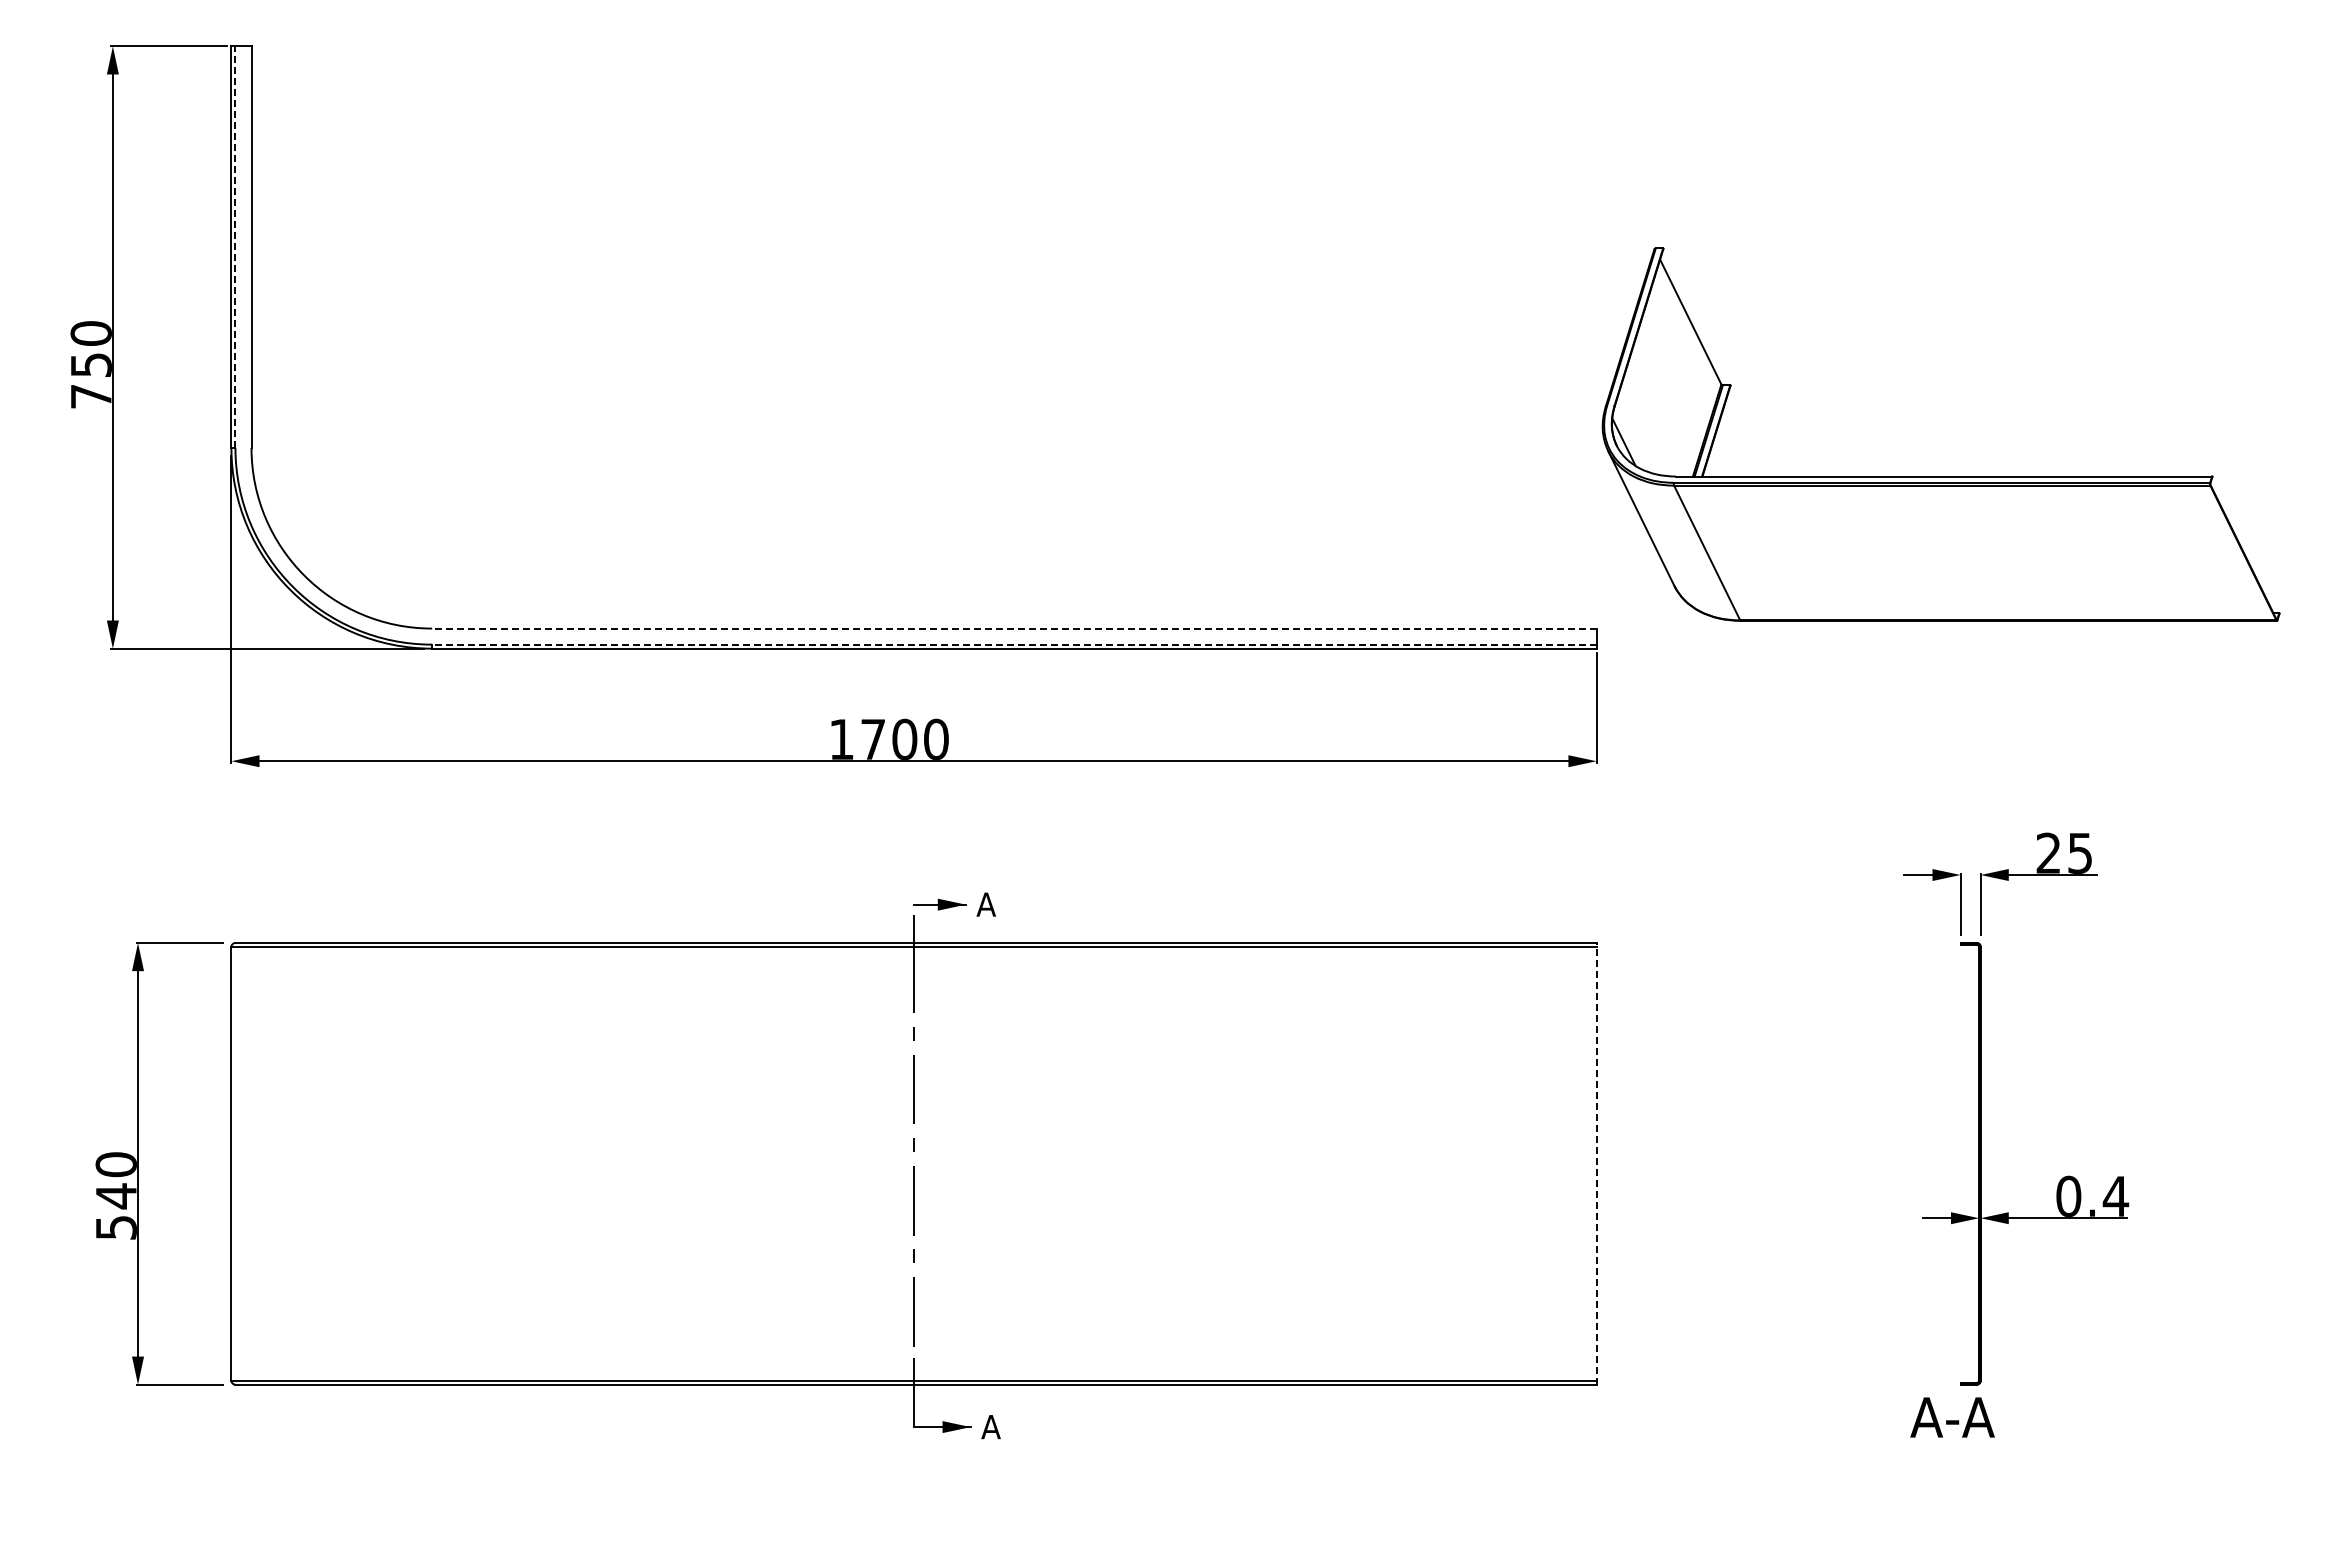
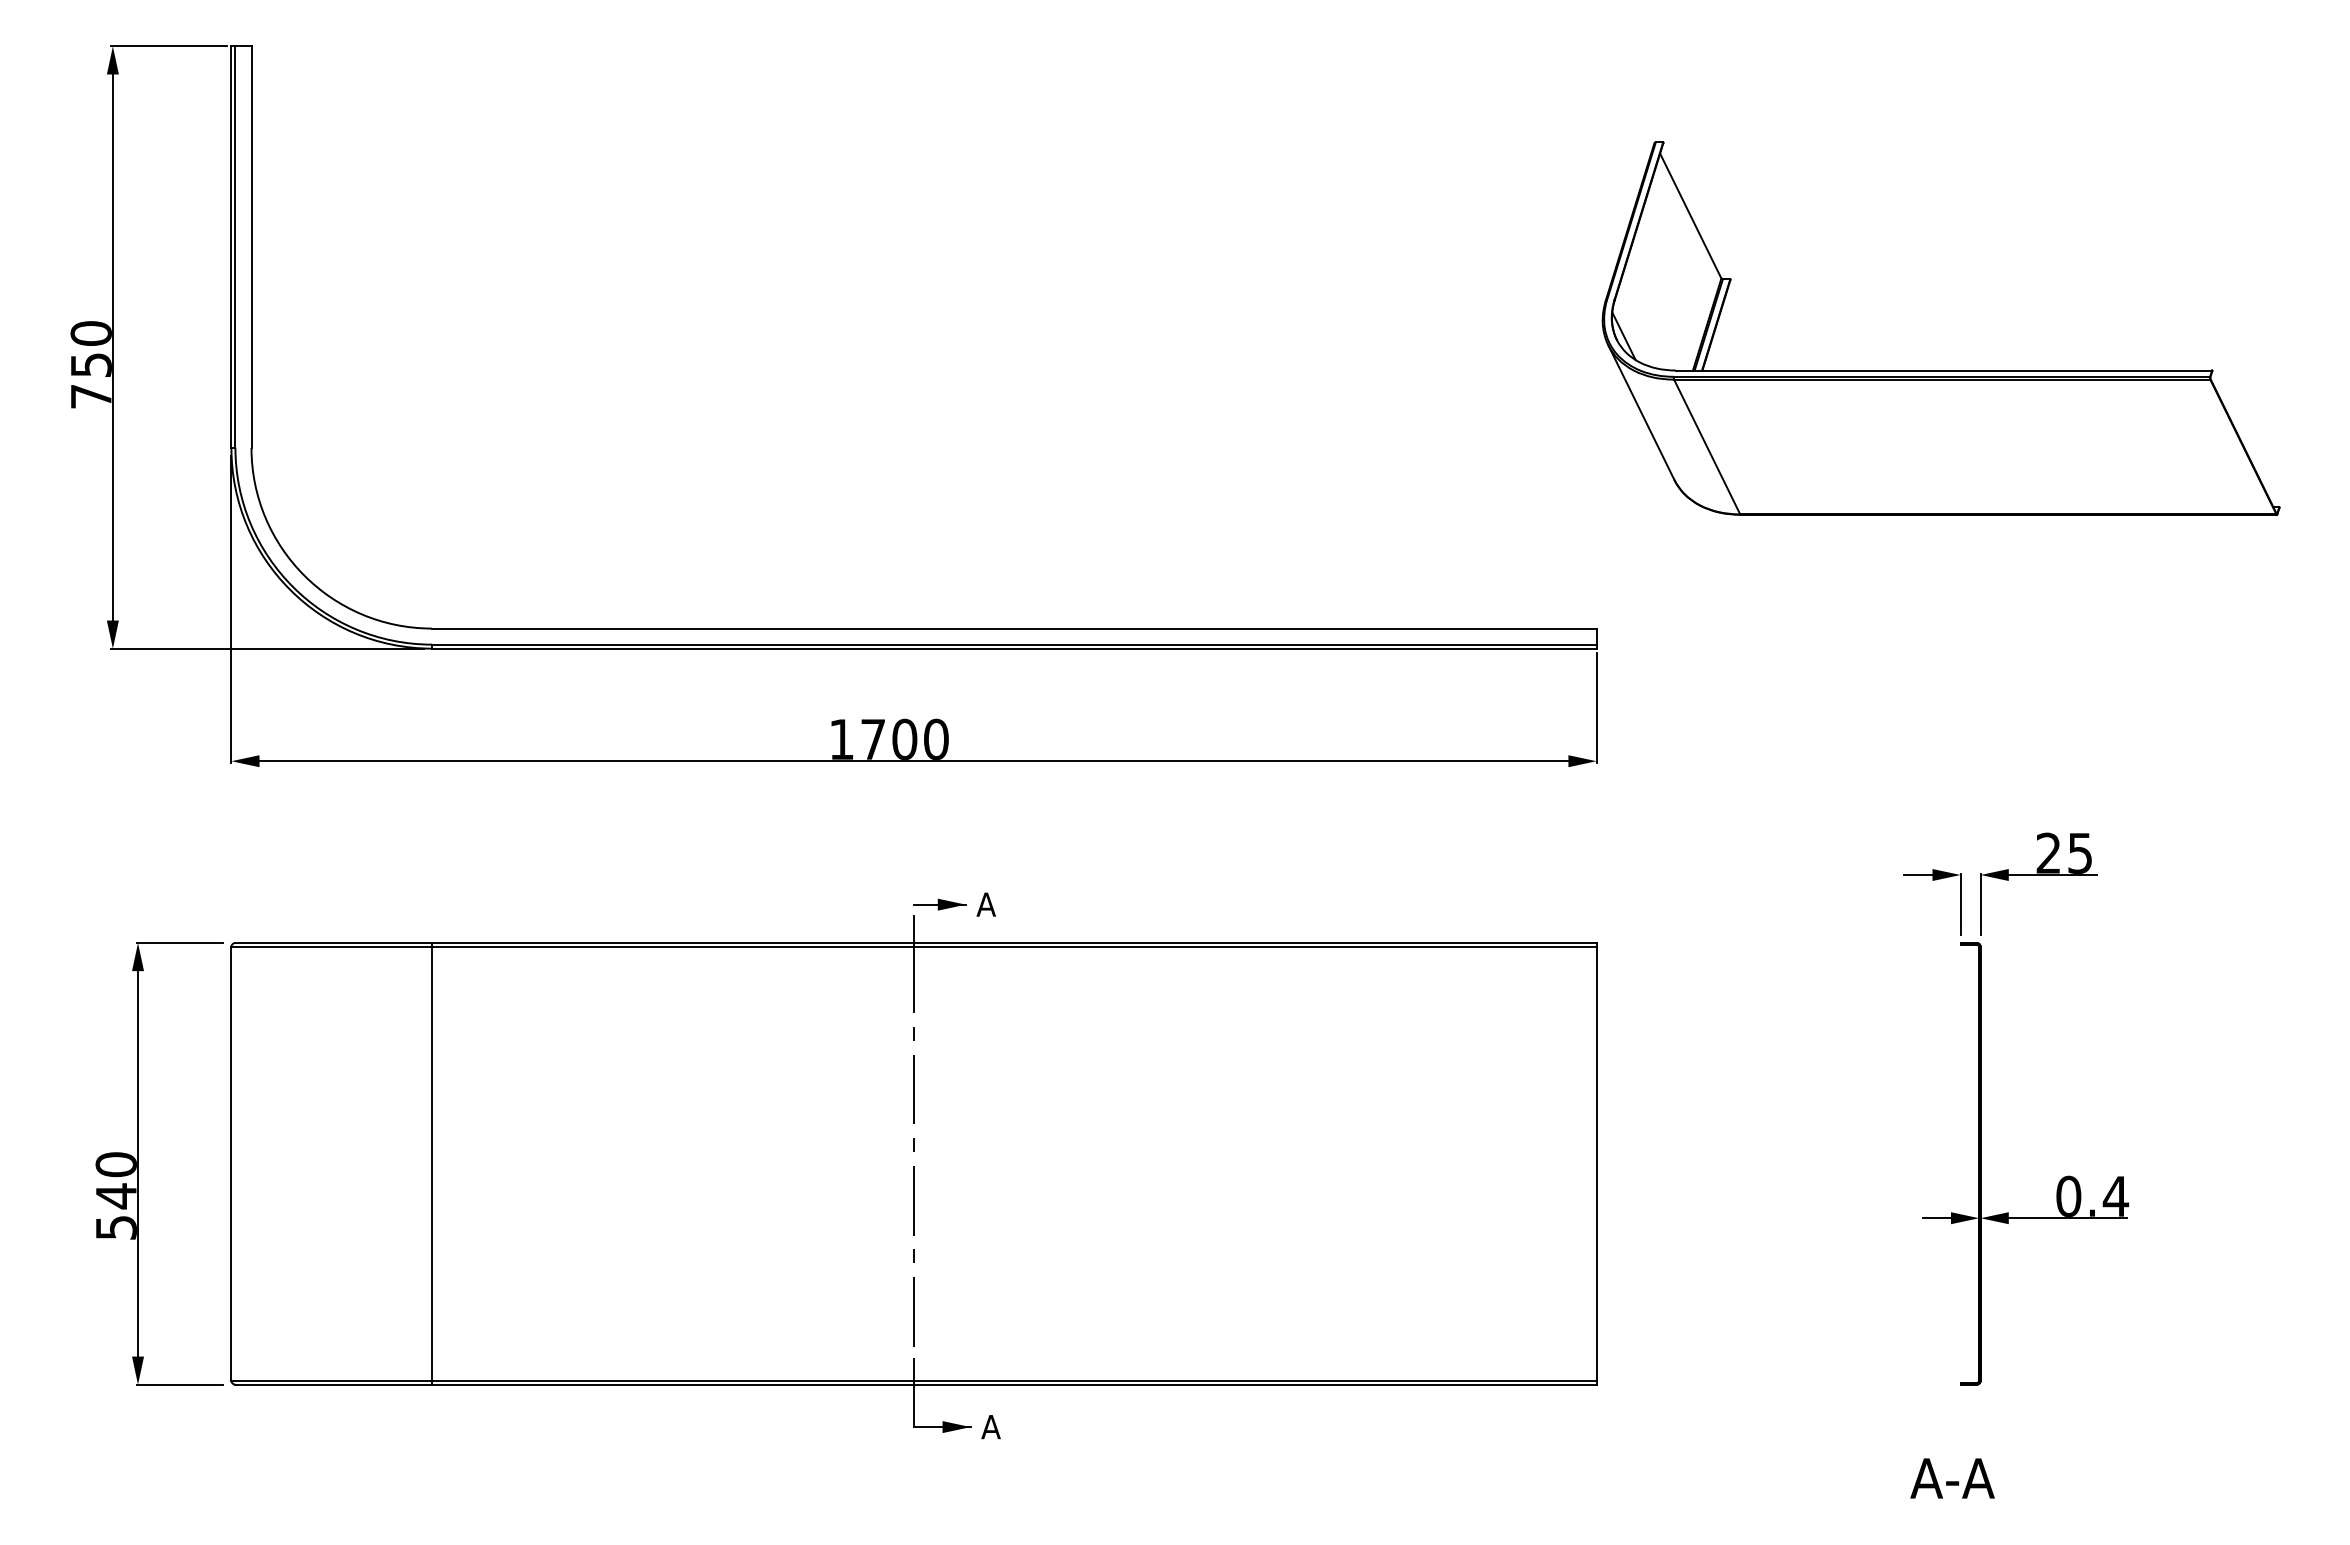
line: dashed -> solid (235, 247)
part position: (1940, 476) -> (1940, 370) (1940, 370)
line: dashed -> solid (1013, 628)
line: dashed -> solid (1013, 644)
line: none -> present (432, 1163)
line: dashed -> solid (1596, 1163)
text position: (1952, 1417) -> (1952, 1478) (1952, 1478)
